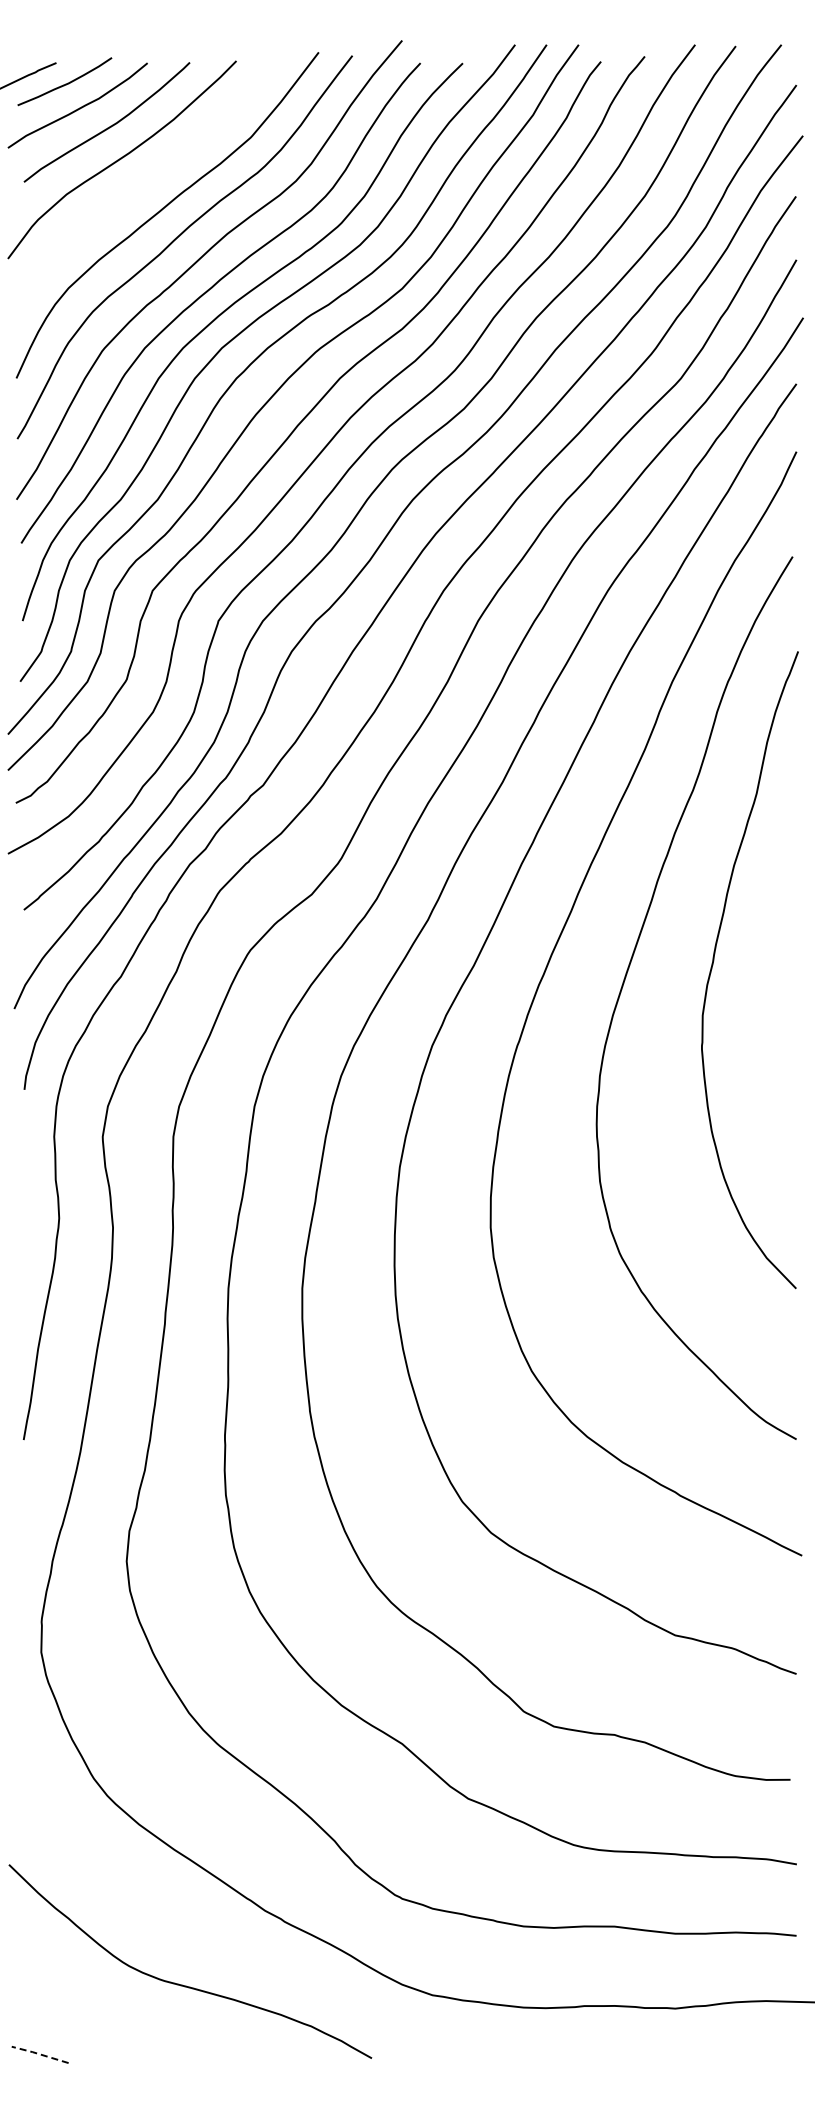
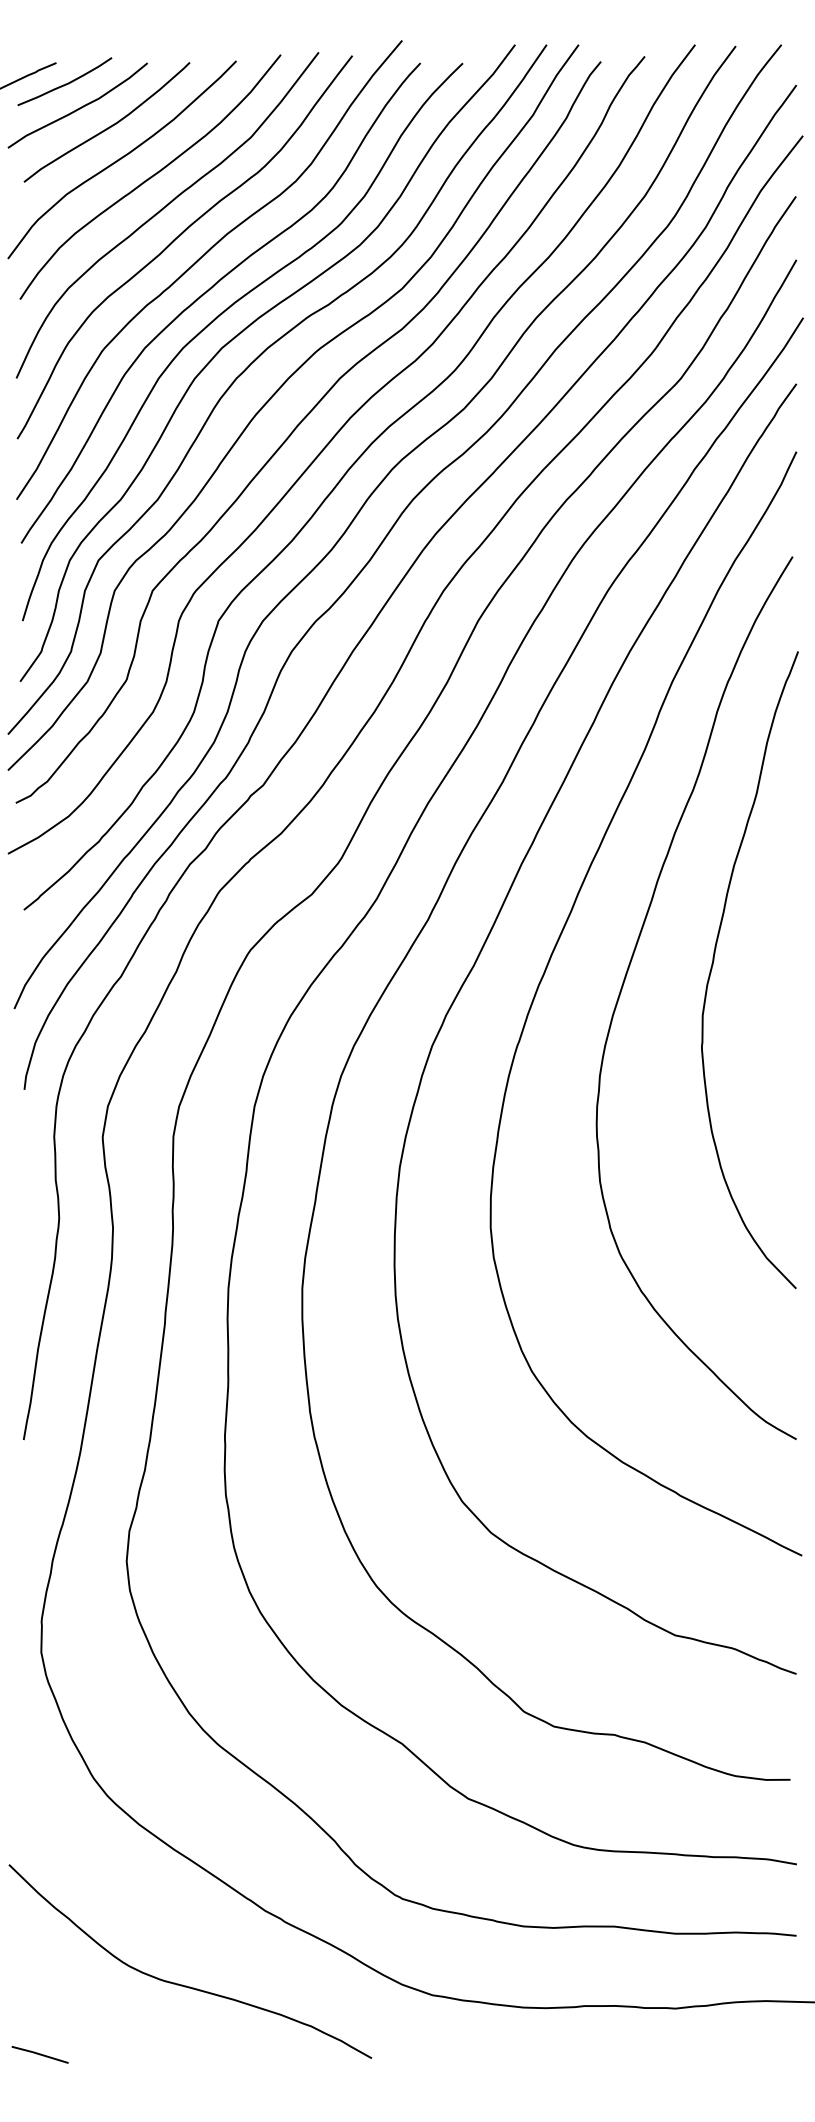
curve: none -> present (150, 176)
line: dashed -> solid (39, 2054)
